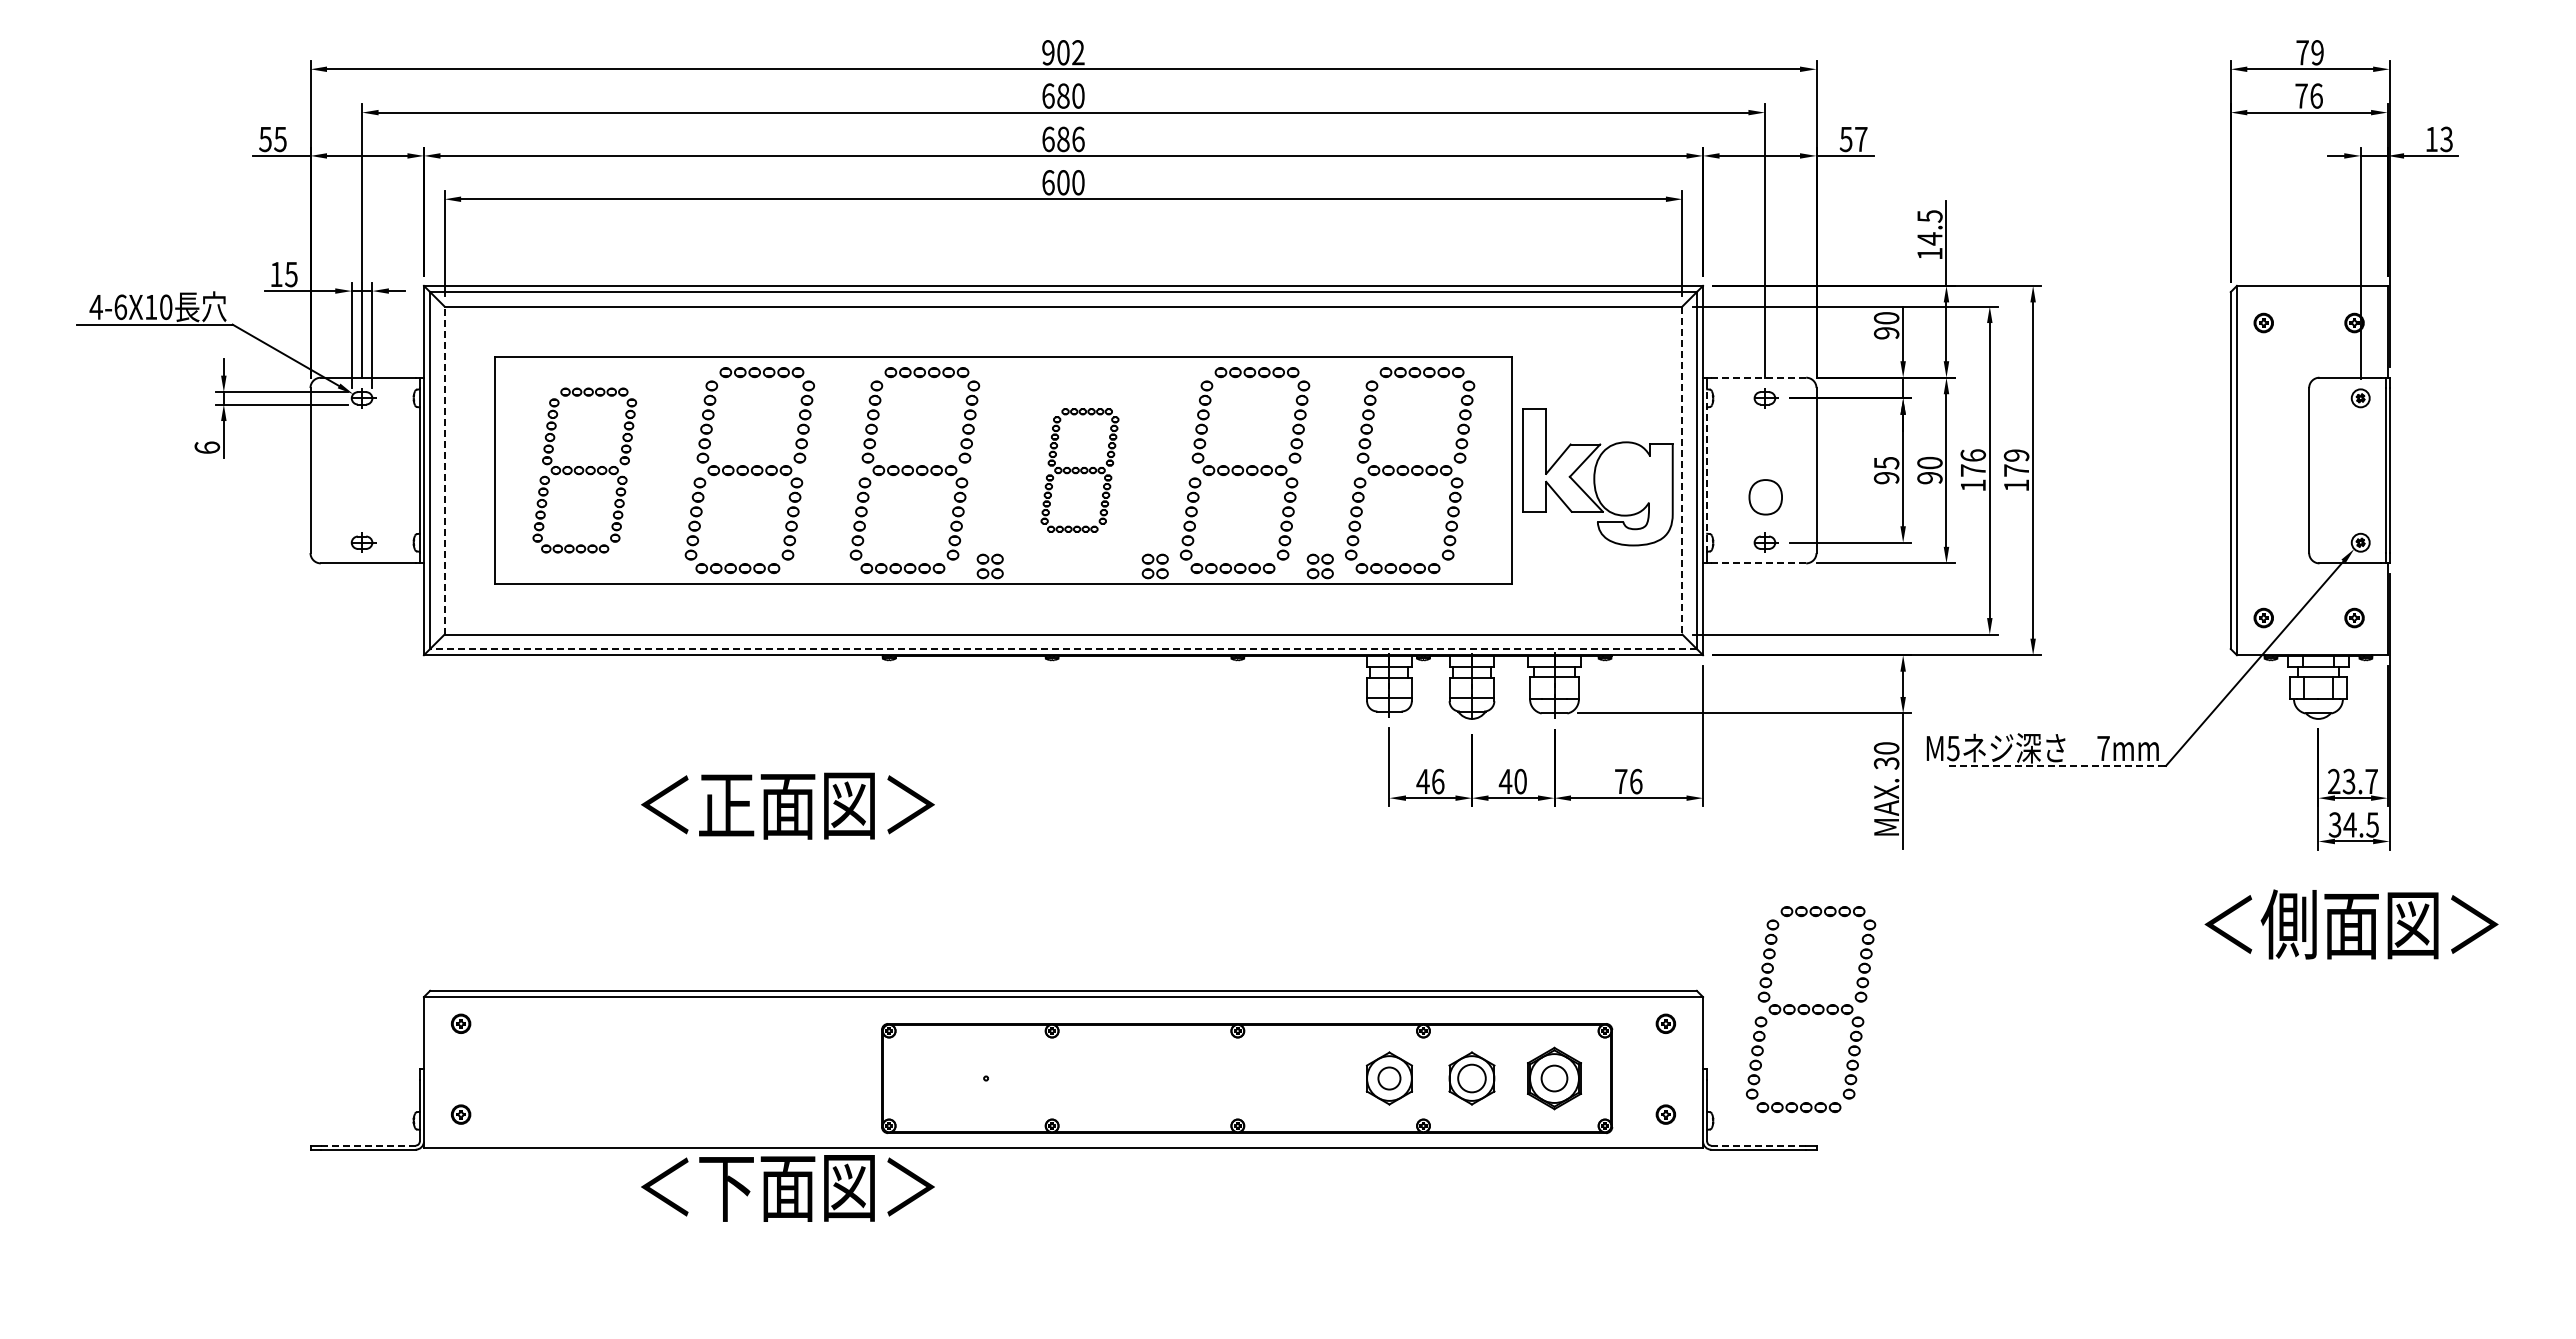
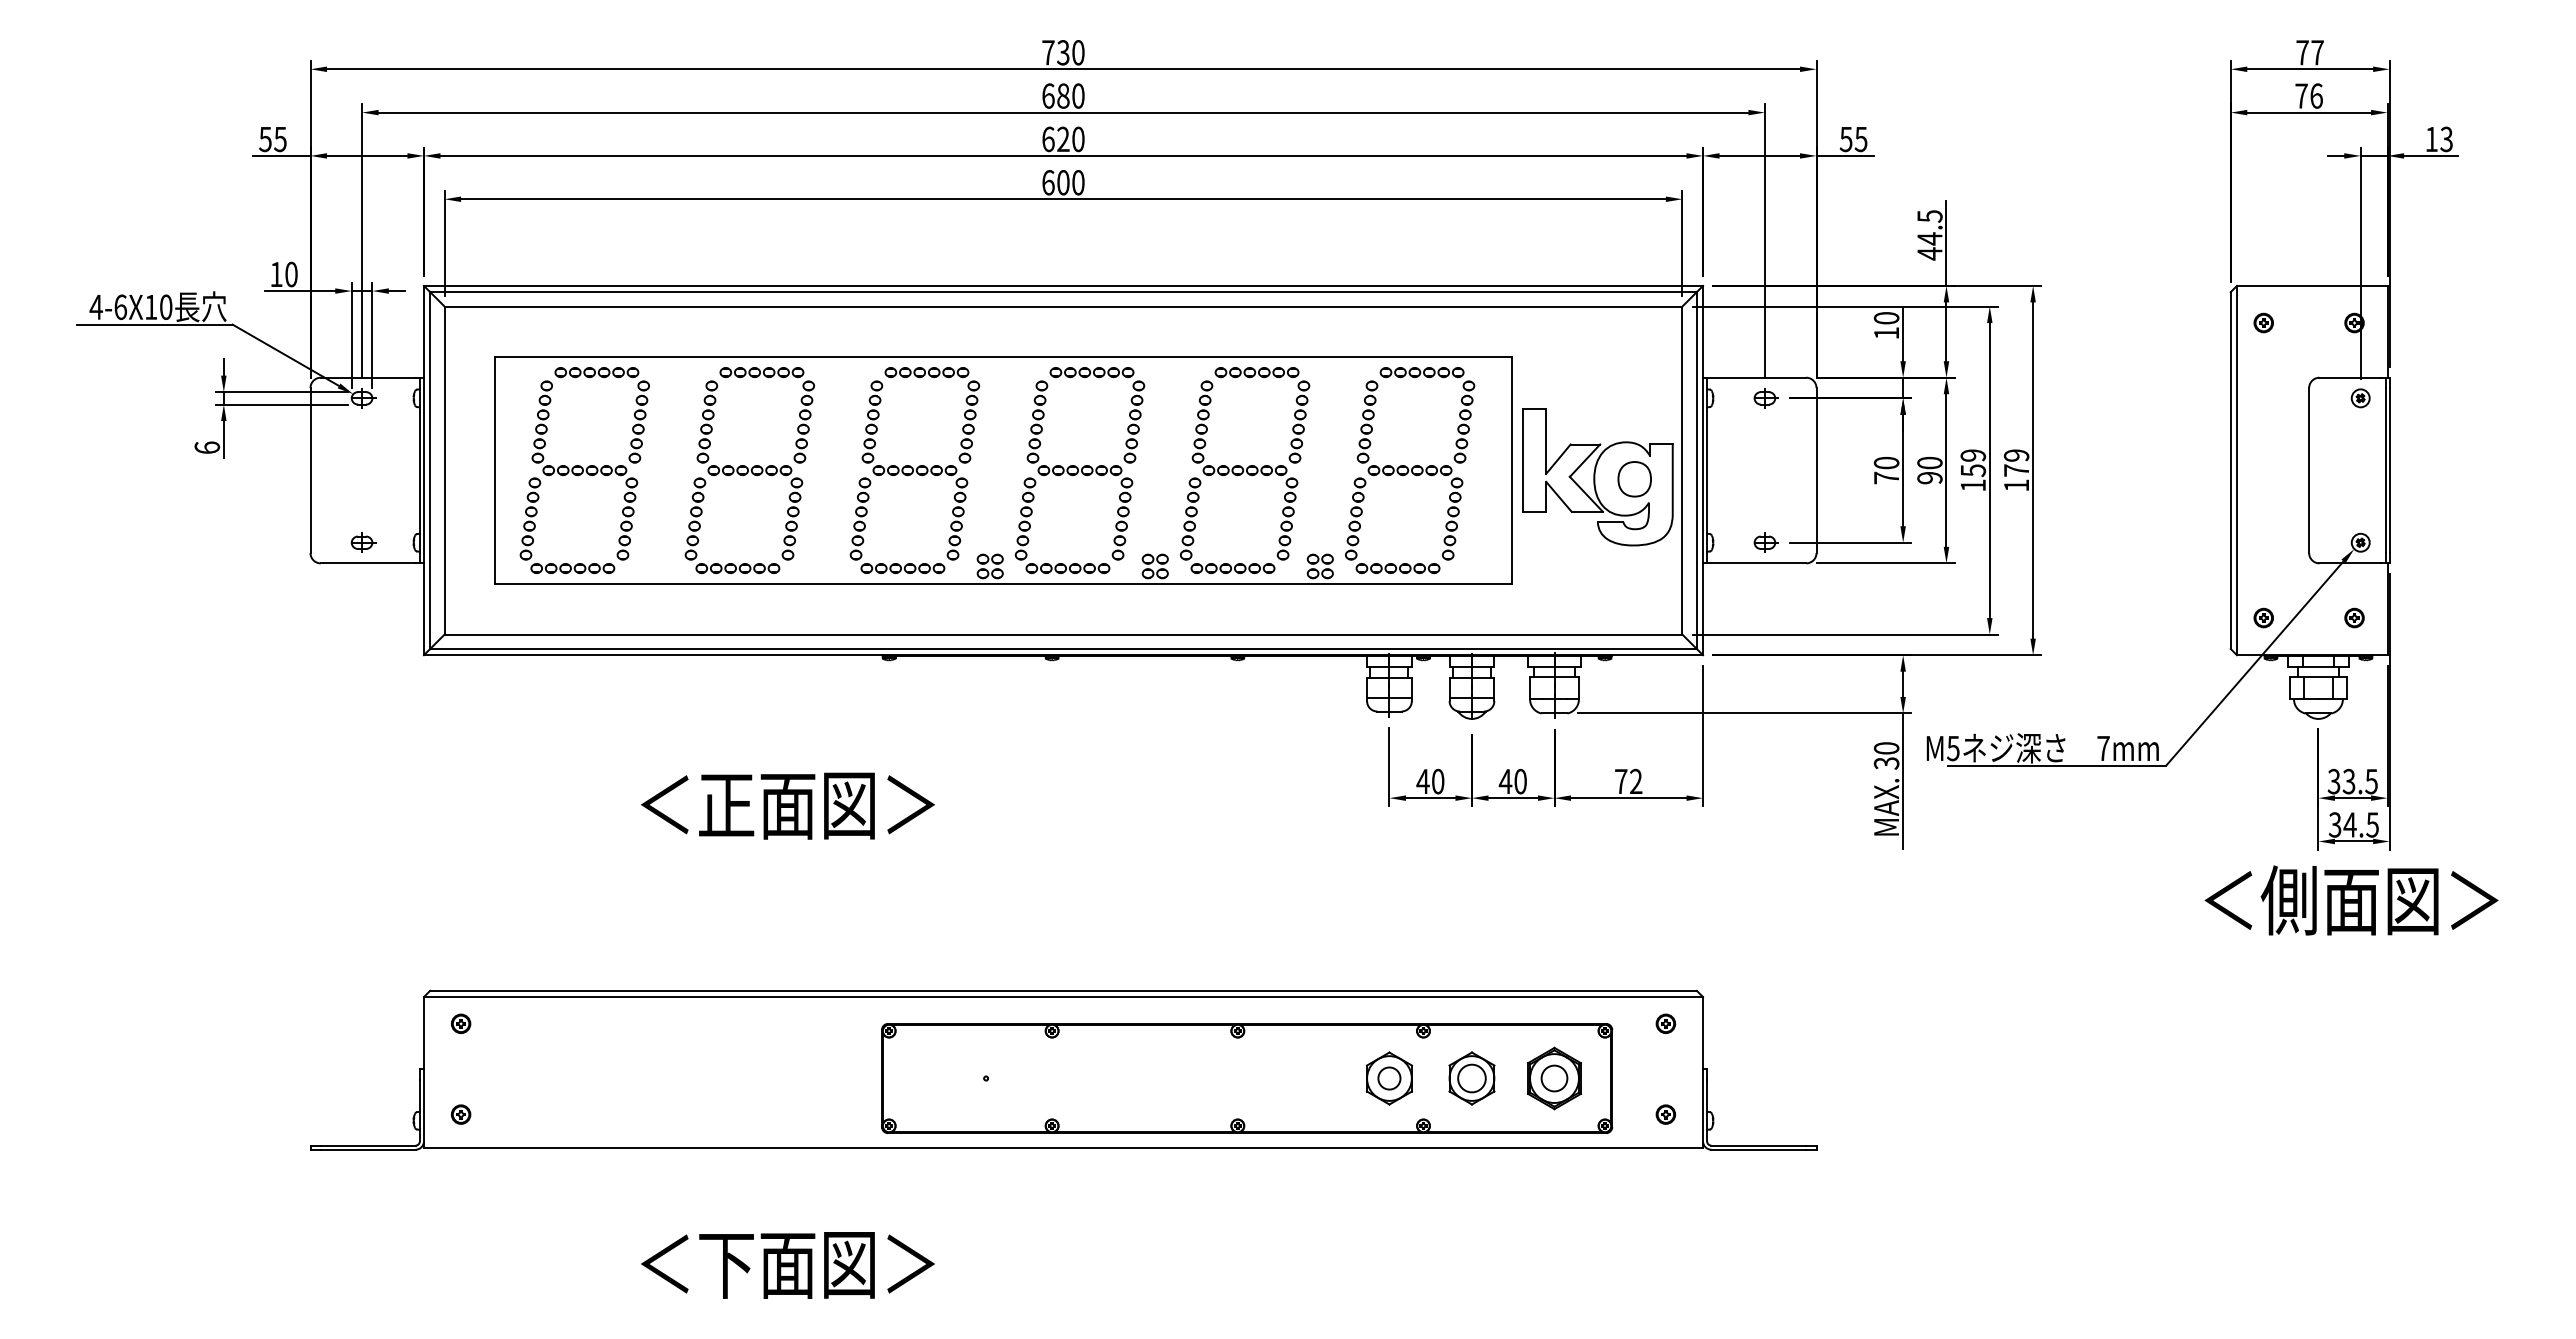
text: 902 -> 730 (1063, 52)
text: 79 -> 77 (2317, 52)
text: 686 -> 620 (1070, 139)
text: 57 -> 55 (1860, 139)
text: 14.5 -> 44.5 (1929, 253)
text: 15 -> 10 (291, 274)
text: 90 -> 10 (1886, 333)
line: dashed -> solid (1759, 377)
text: 176 -> 159 (1973, 463)
line: dashed -> solid (444, 470)
part size: 106x167 px -> 131x207 px (584, 470)
part size: 80x125 px -> 132x207 px (1079, 470)
line: dashed -> solid (1707, 470)
text: 95 -> 70 (1886, 470)
line: dashed -> solid (1682, 471)
part position: (1765, 497) -> (1634, 479) (1634, 479)
line: dashed -> solid (1759, 563)
line: dashed -> solid (1063, 649)
line: dashed -> solid (2056, 765)
text: 46 -> 40 (1438, 781)
text: 76 -> 72 (1636, 781)
text: 23.7 -> 33.5 (2352, 781)
text position: (2351, 924) -> (2351, 900) (2351, 900)
part: present -> none (1811, 1009)
line: dashed -> solid (367, 1145)
line: dashed -> solid (1759, 1145)
text position: (787, 1188) -> (787, 1265) (787, 1265)
